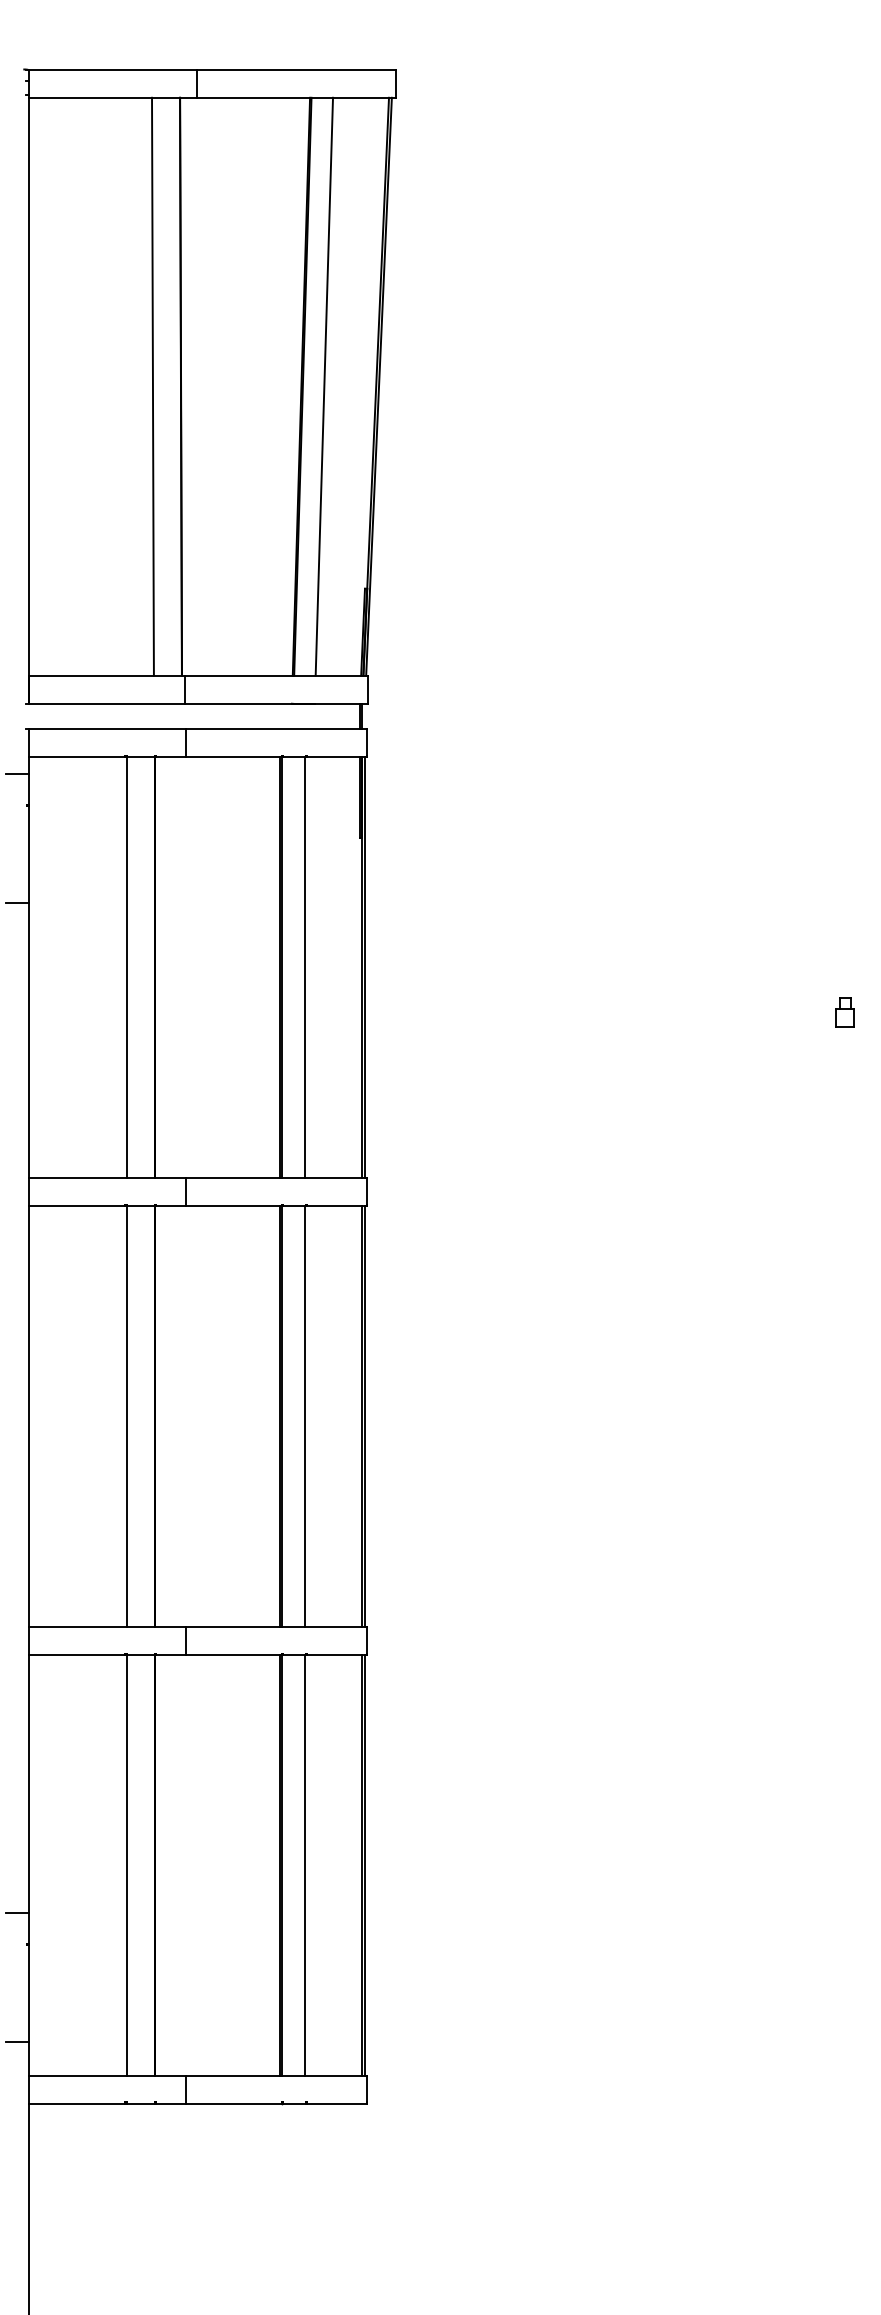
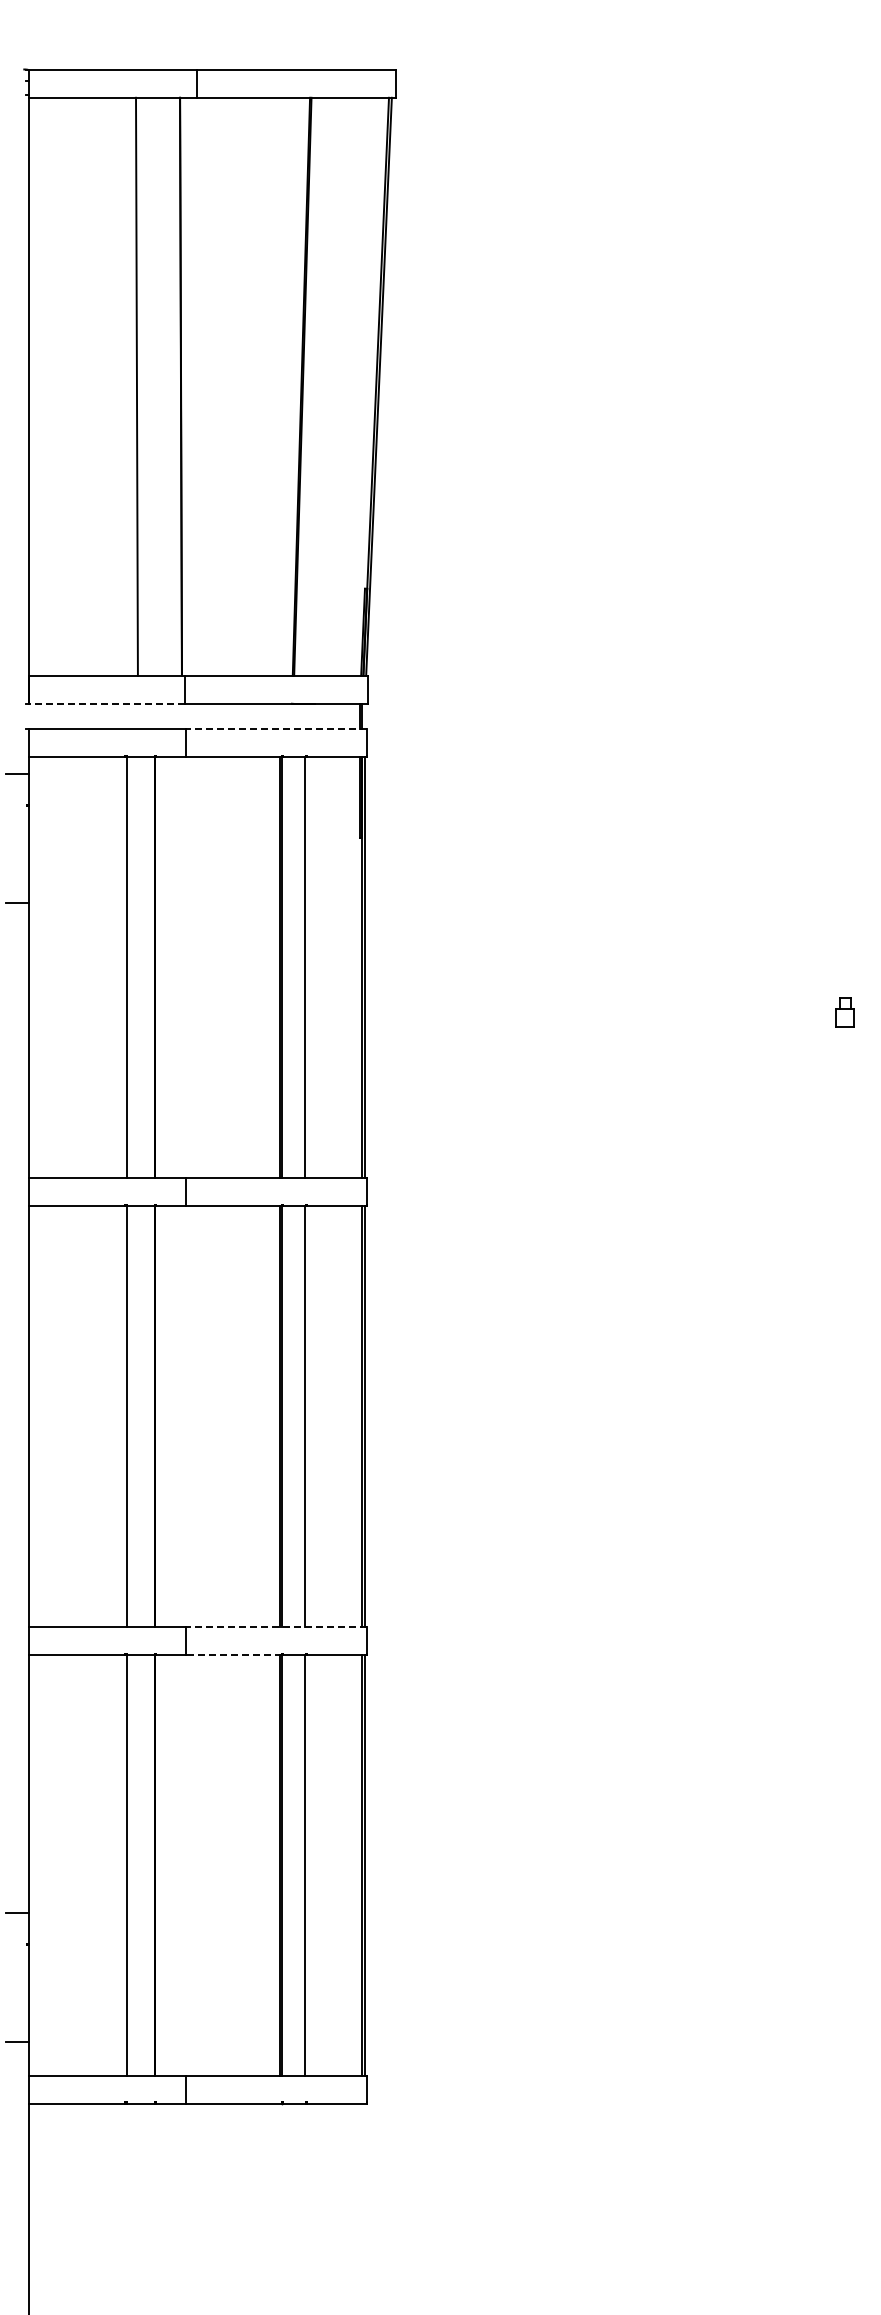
line position: (152, 386) -> (136, 386) (136, 386)
line: present -> none (324, 386)
line: solid -> dashed (106, 703)
line: solid -> dashed (276, 729)
line: solid -> dashed (276, 1626)
line: solid -> dashed (233, 1654)
